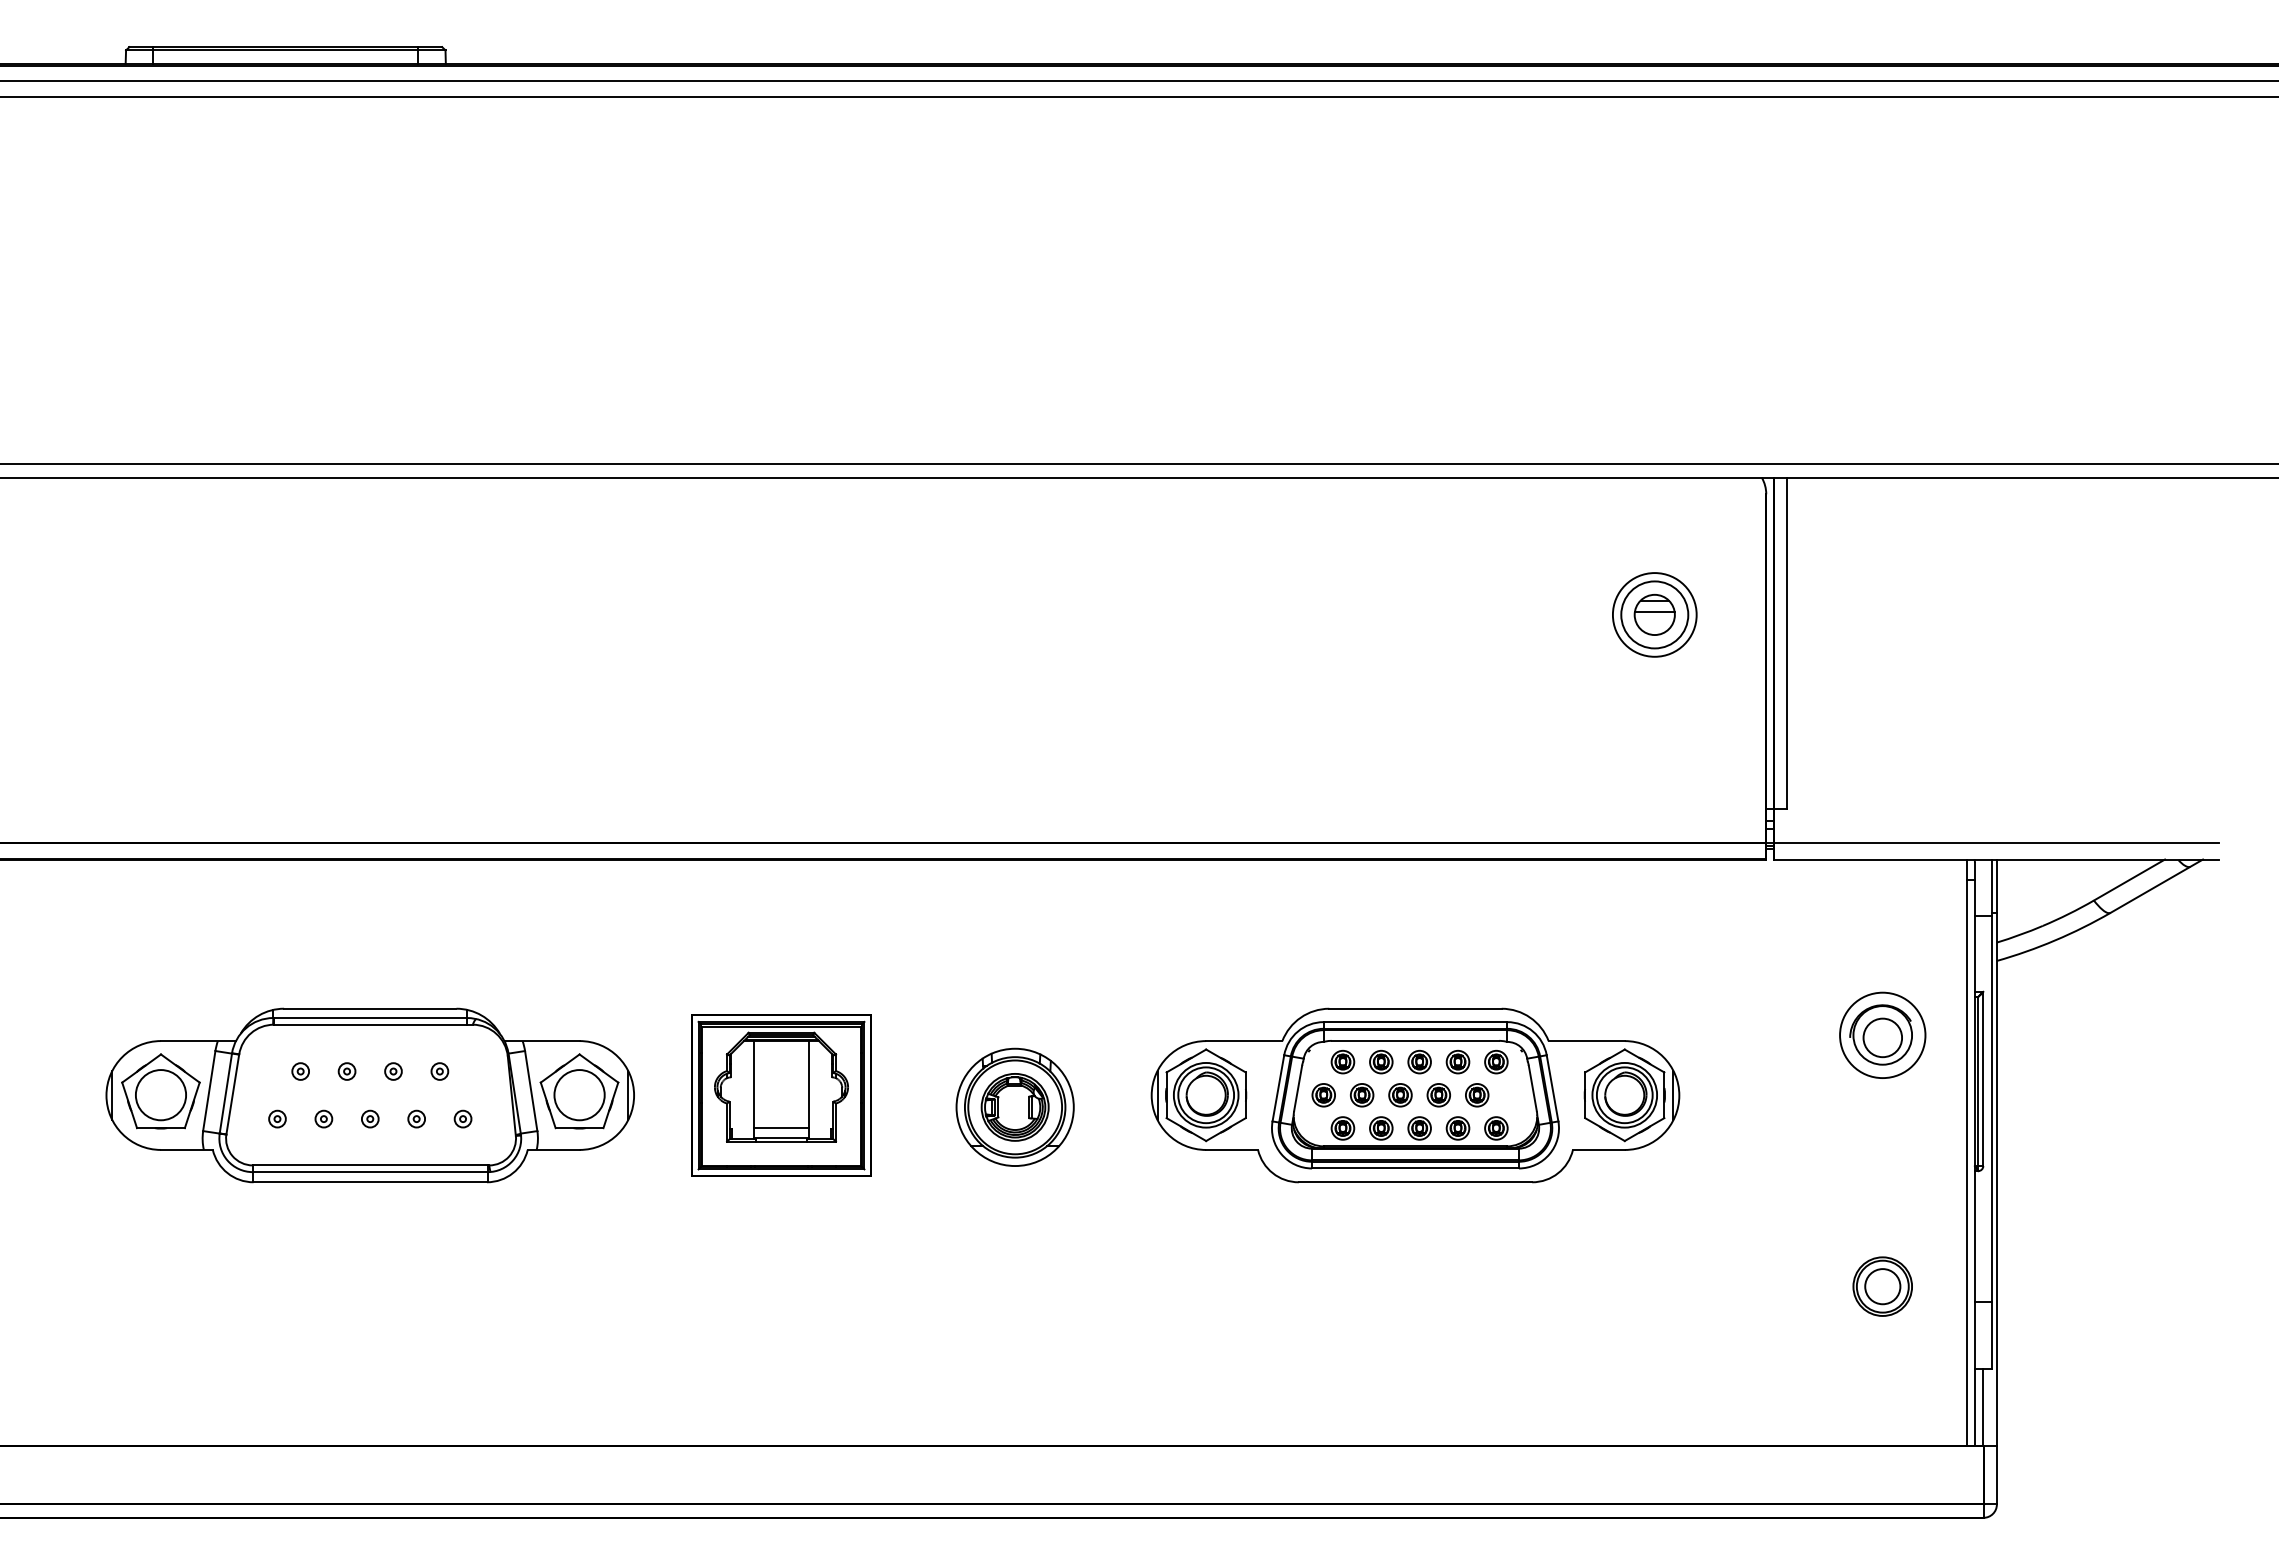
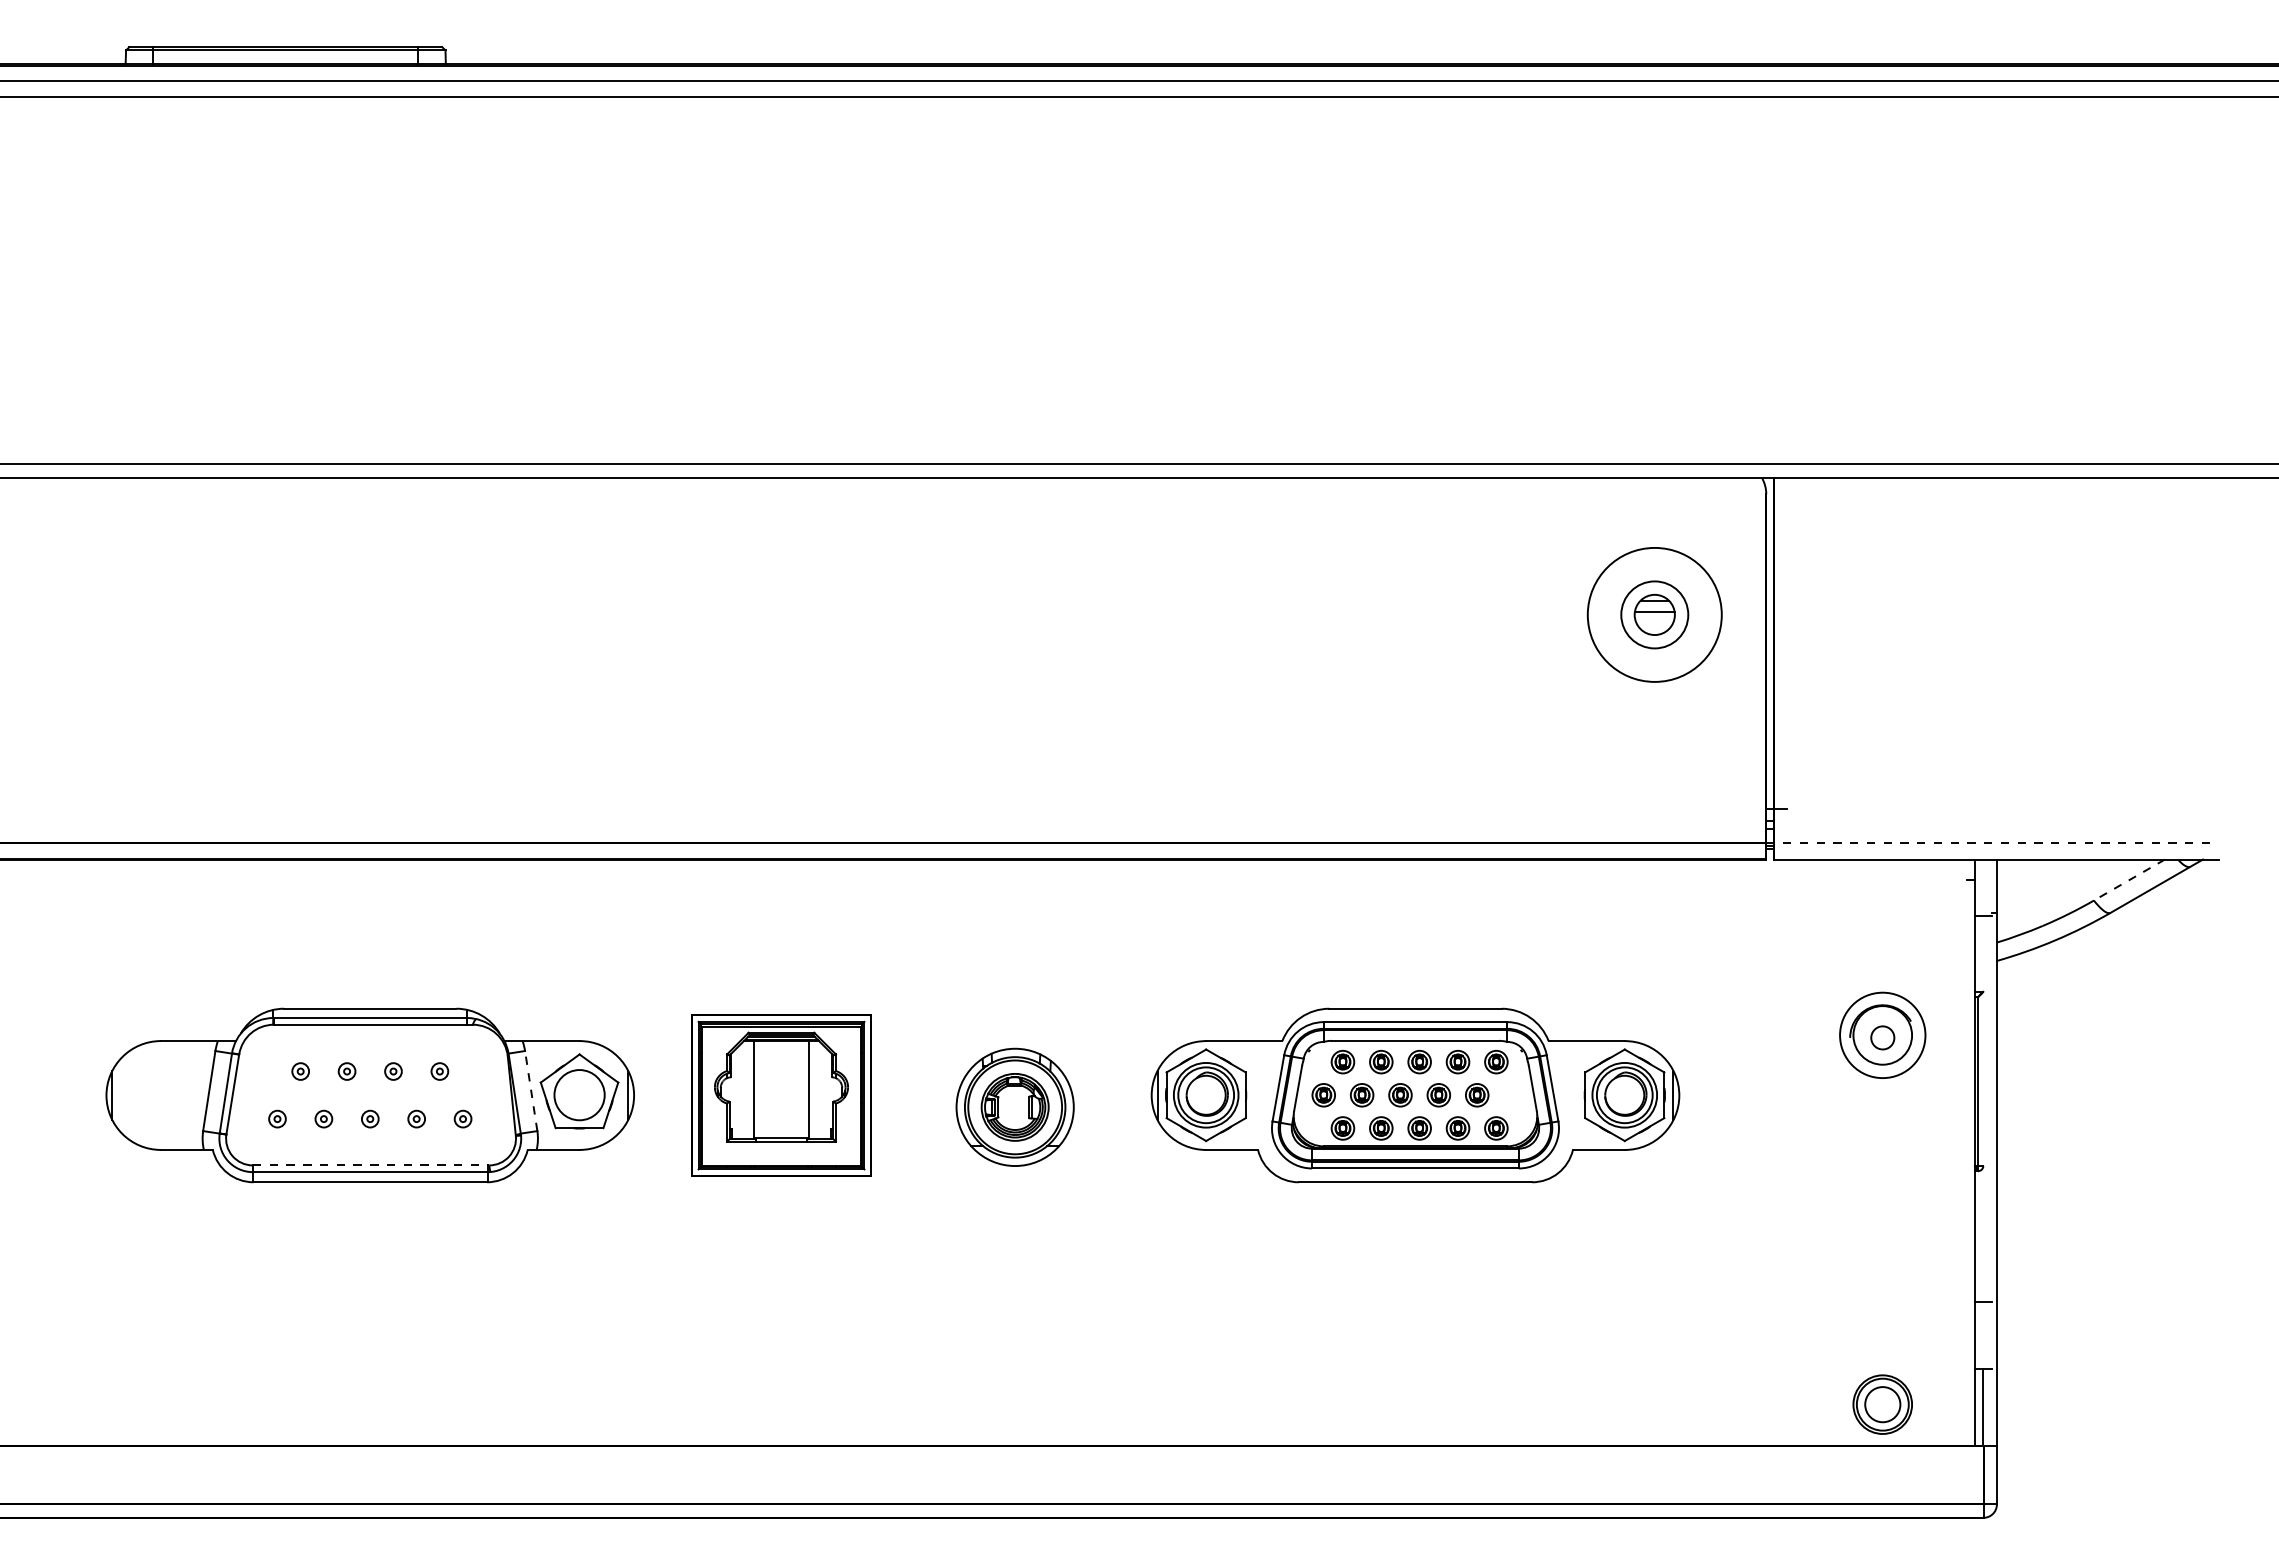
circle diameter: 84 px -> 134 px (1654, 614)
line: present -> none (1787, 643)
line: solid -> dashed (1993, 842)
line: solid -> dashed (2129, 880)
circle diameter: 39 px -> 23 px (1882, 1037)
line: present -> none (1983, 1078)
part: present -> none (160, 1091)
line: solid -> dashed (531, 1091)
line: present -> none (1991, 1113)
line: present -> none (781, 1128)
line: present -> none (1966, 1152)
line: solid -> dashed (371, 1165)
part position: (1882, 1286) -> (1882, 1404) (1882, 1404)
